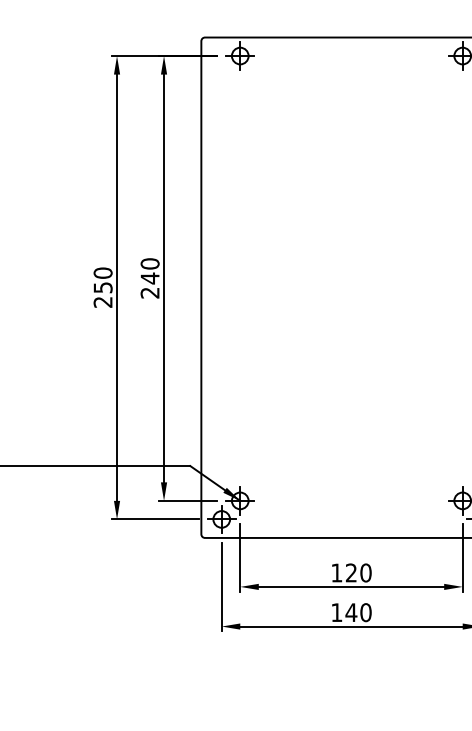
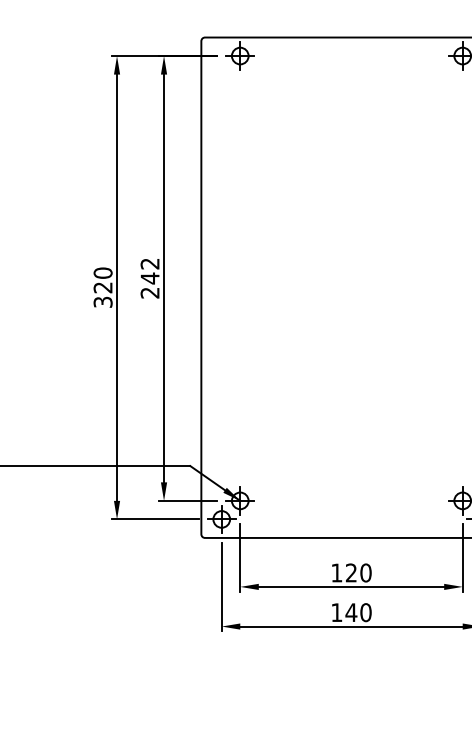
text: 240 -> 242 (149, 263)
text: 250 -> 320 (102, 294)
